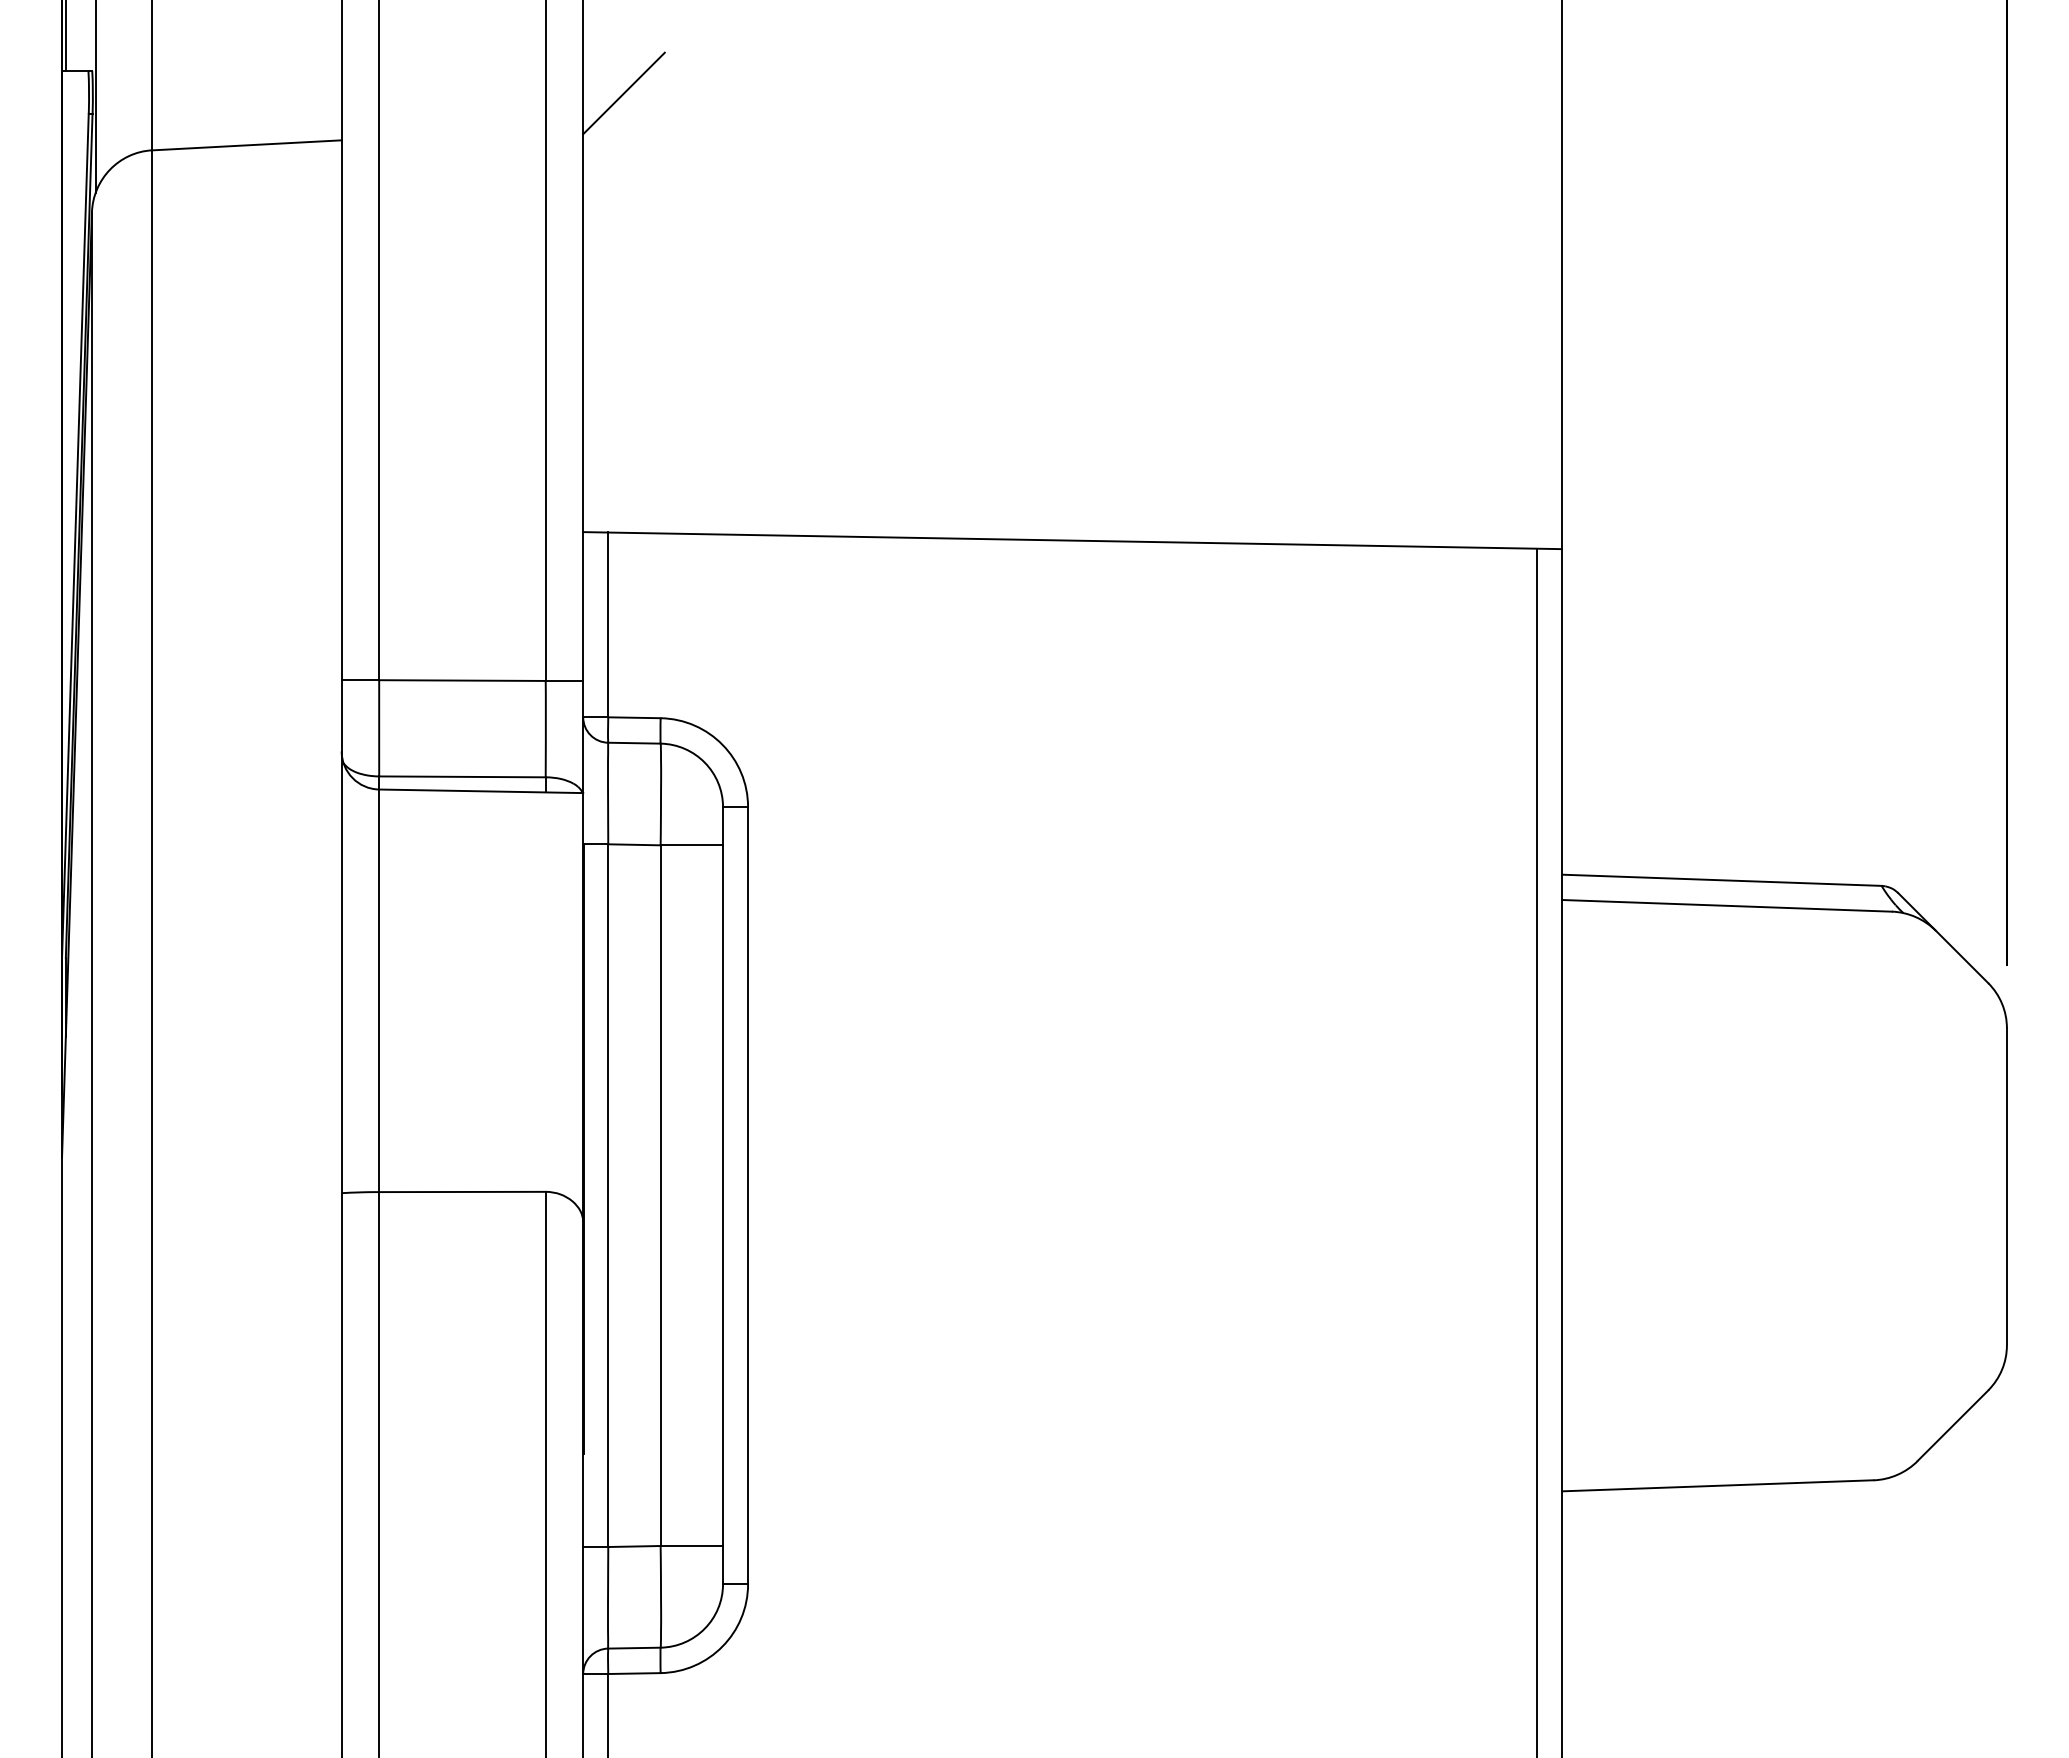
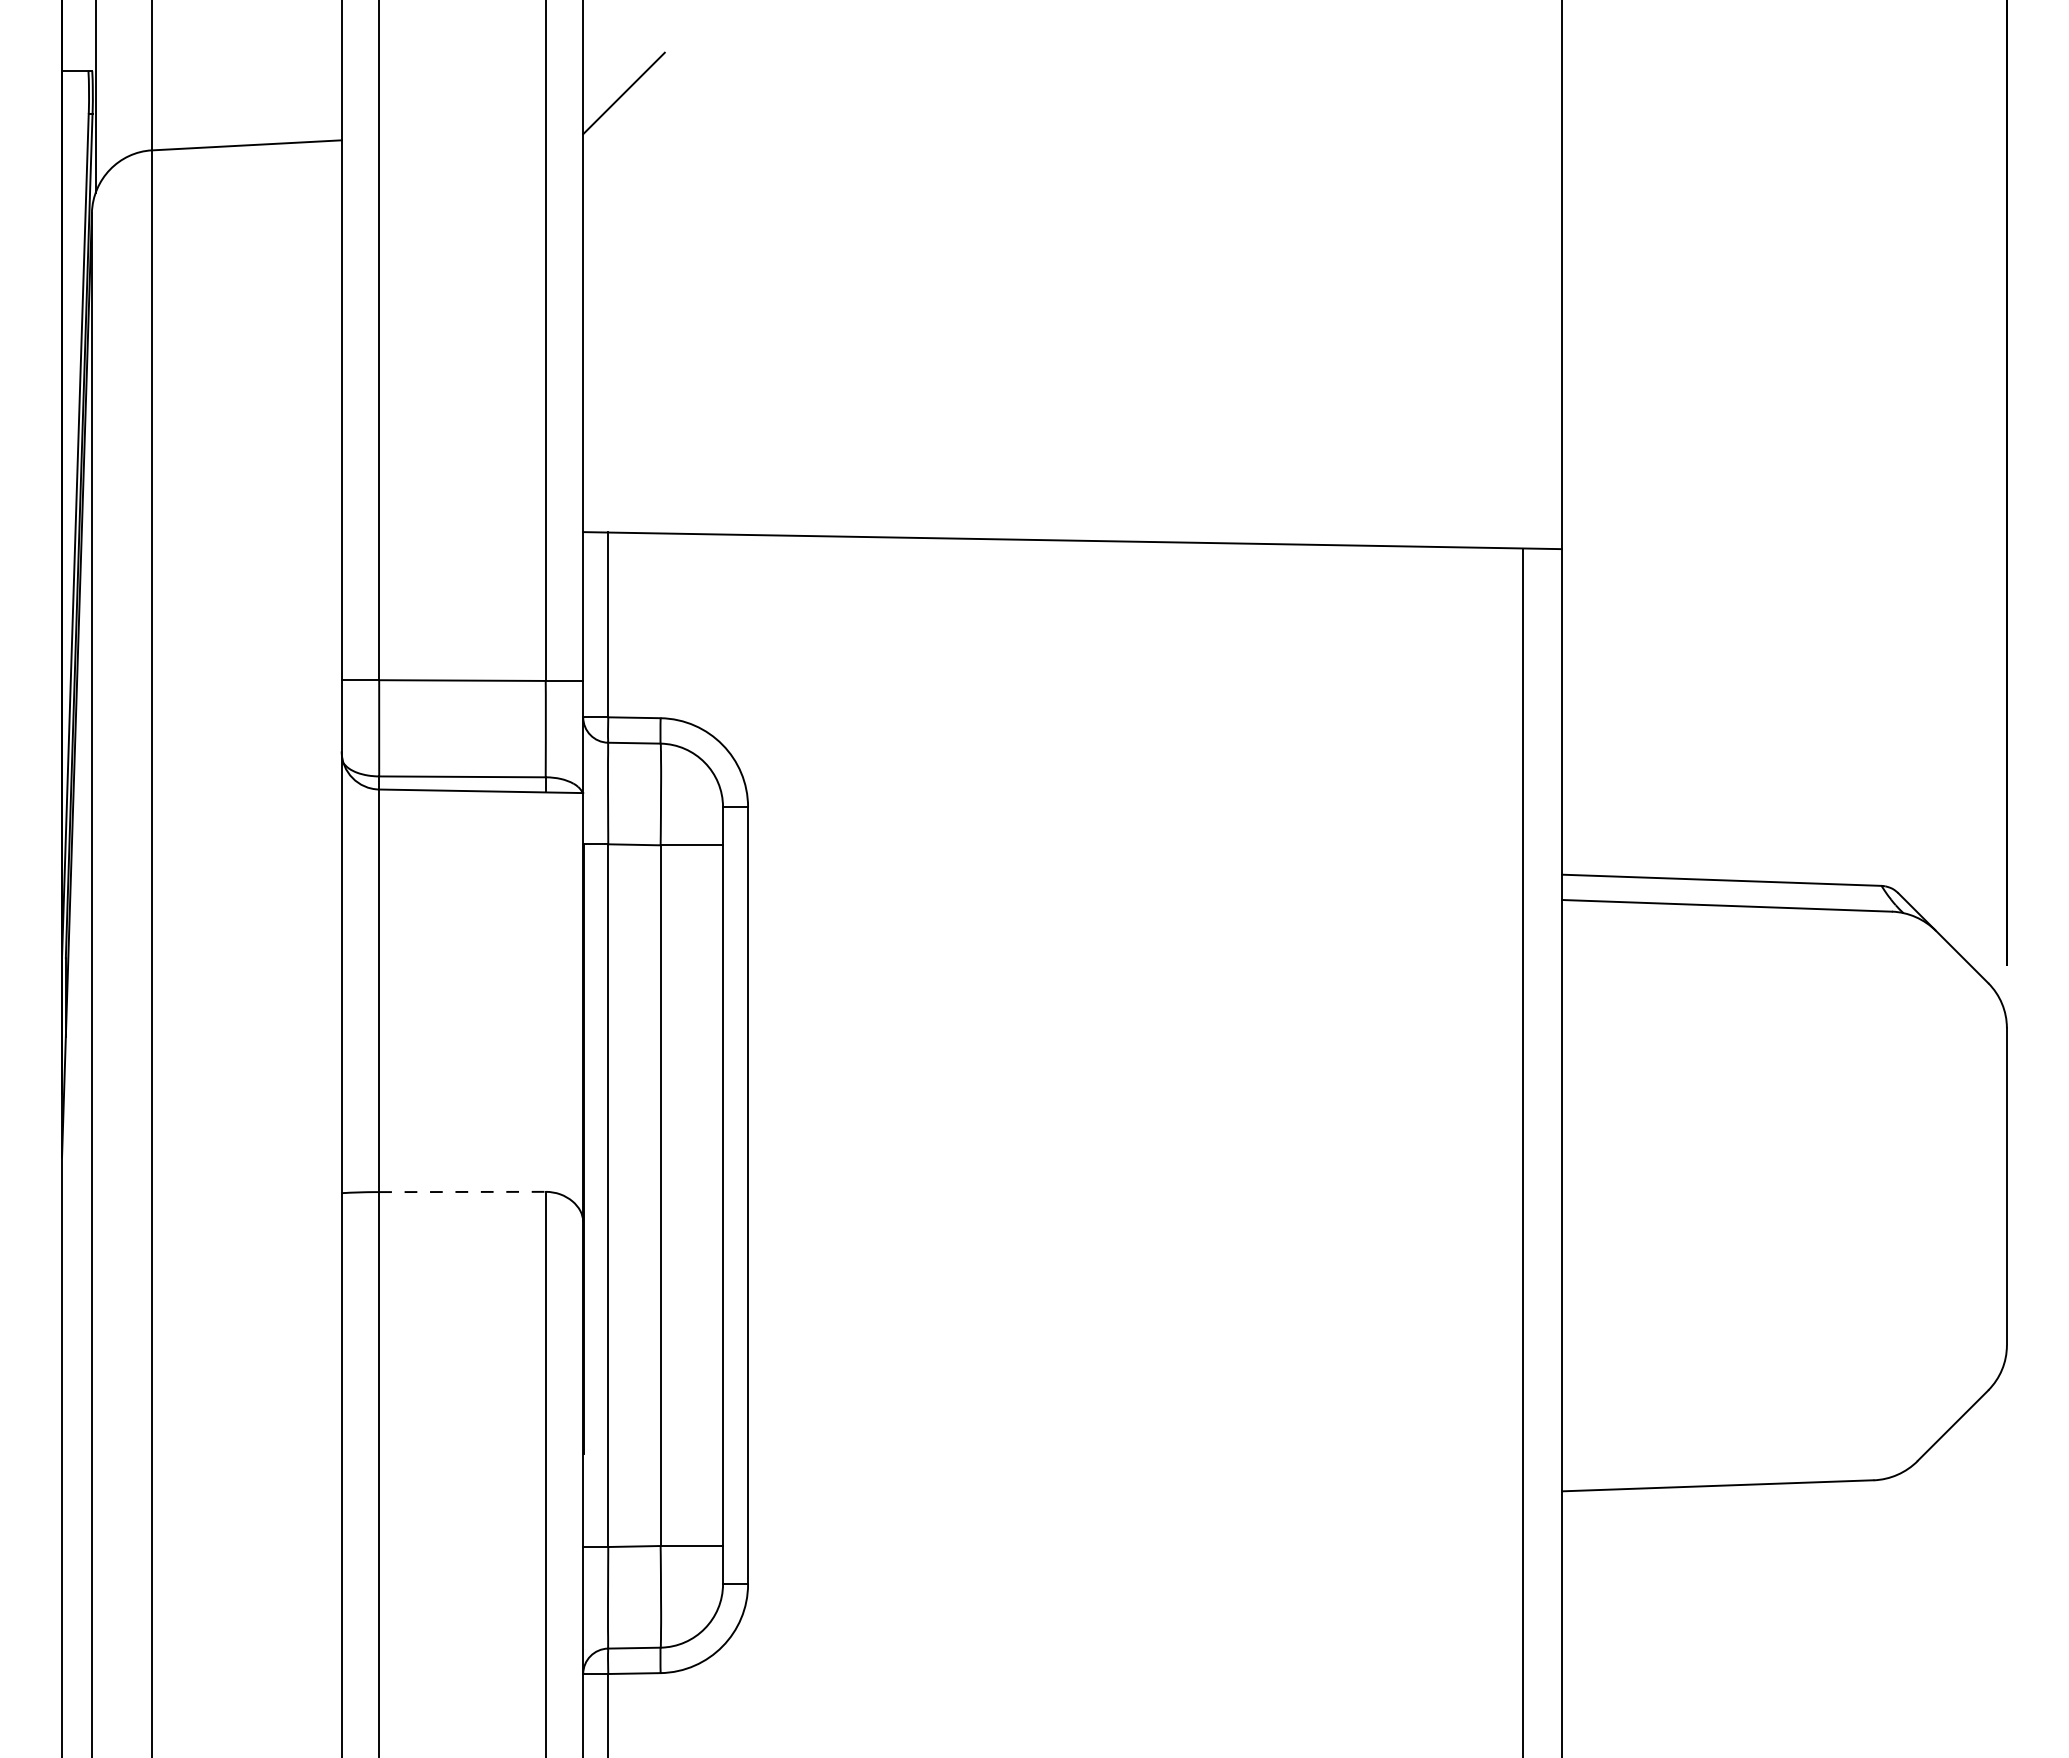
line: present -> none (65, 36)
line position: (1537, 1151) -> (1523, 1151) (1523, 1151)
line: solid -> dashed (462, 1191)
